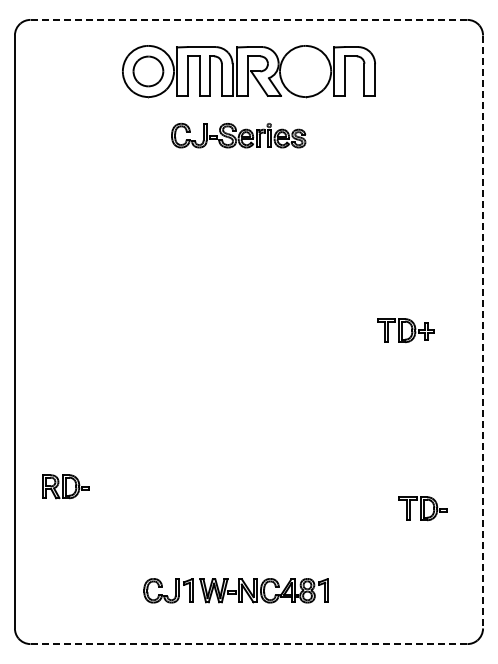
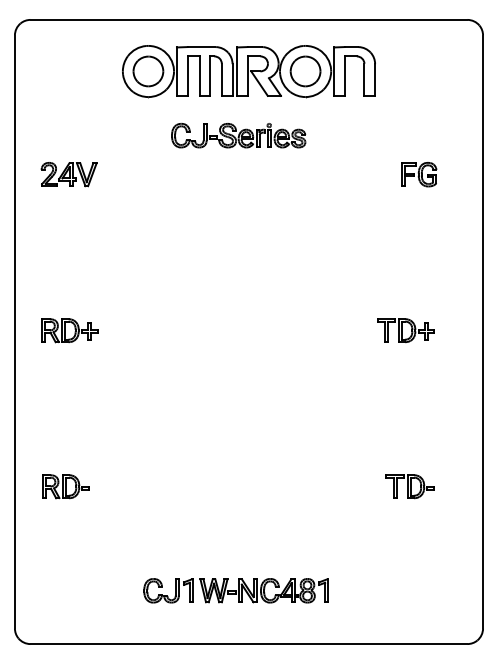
line: dashed -> solid (249, 19)
part: none -> present (305, 71)
part: none -> present (68, 174)
part: none -> present (419, 174)
part: none -> present (69, 330)
line: dashed -> solid (483, 332)
part position: (422, 508) -> (409, 486) (409, 486)
line: dashed -> solid (248, 644)
